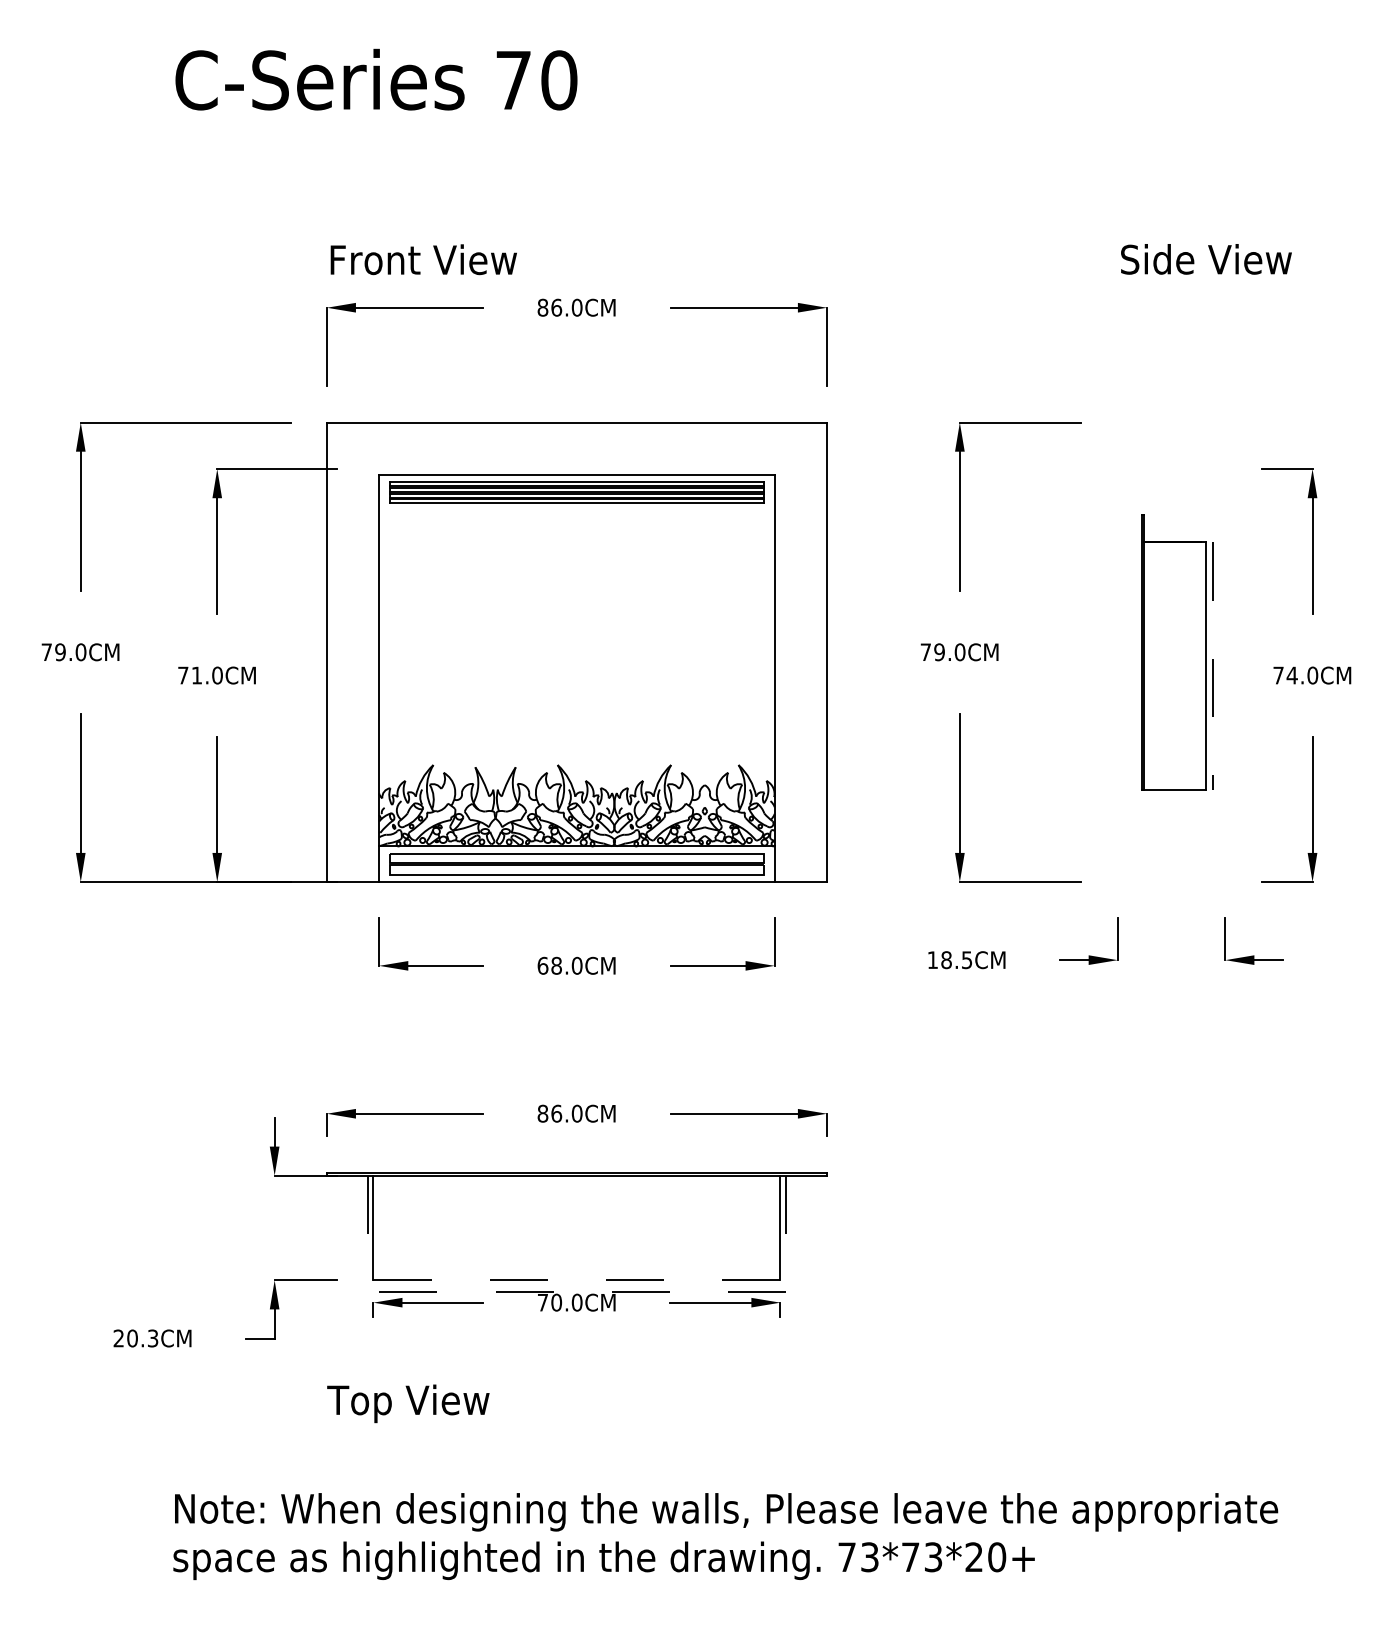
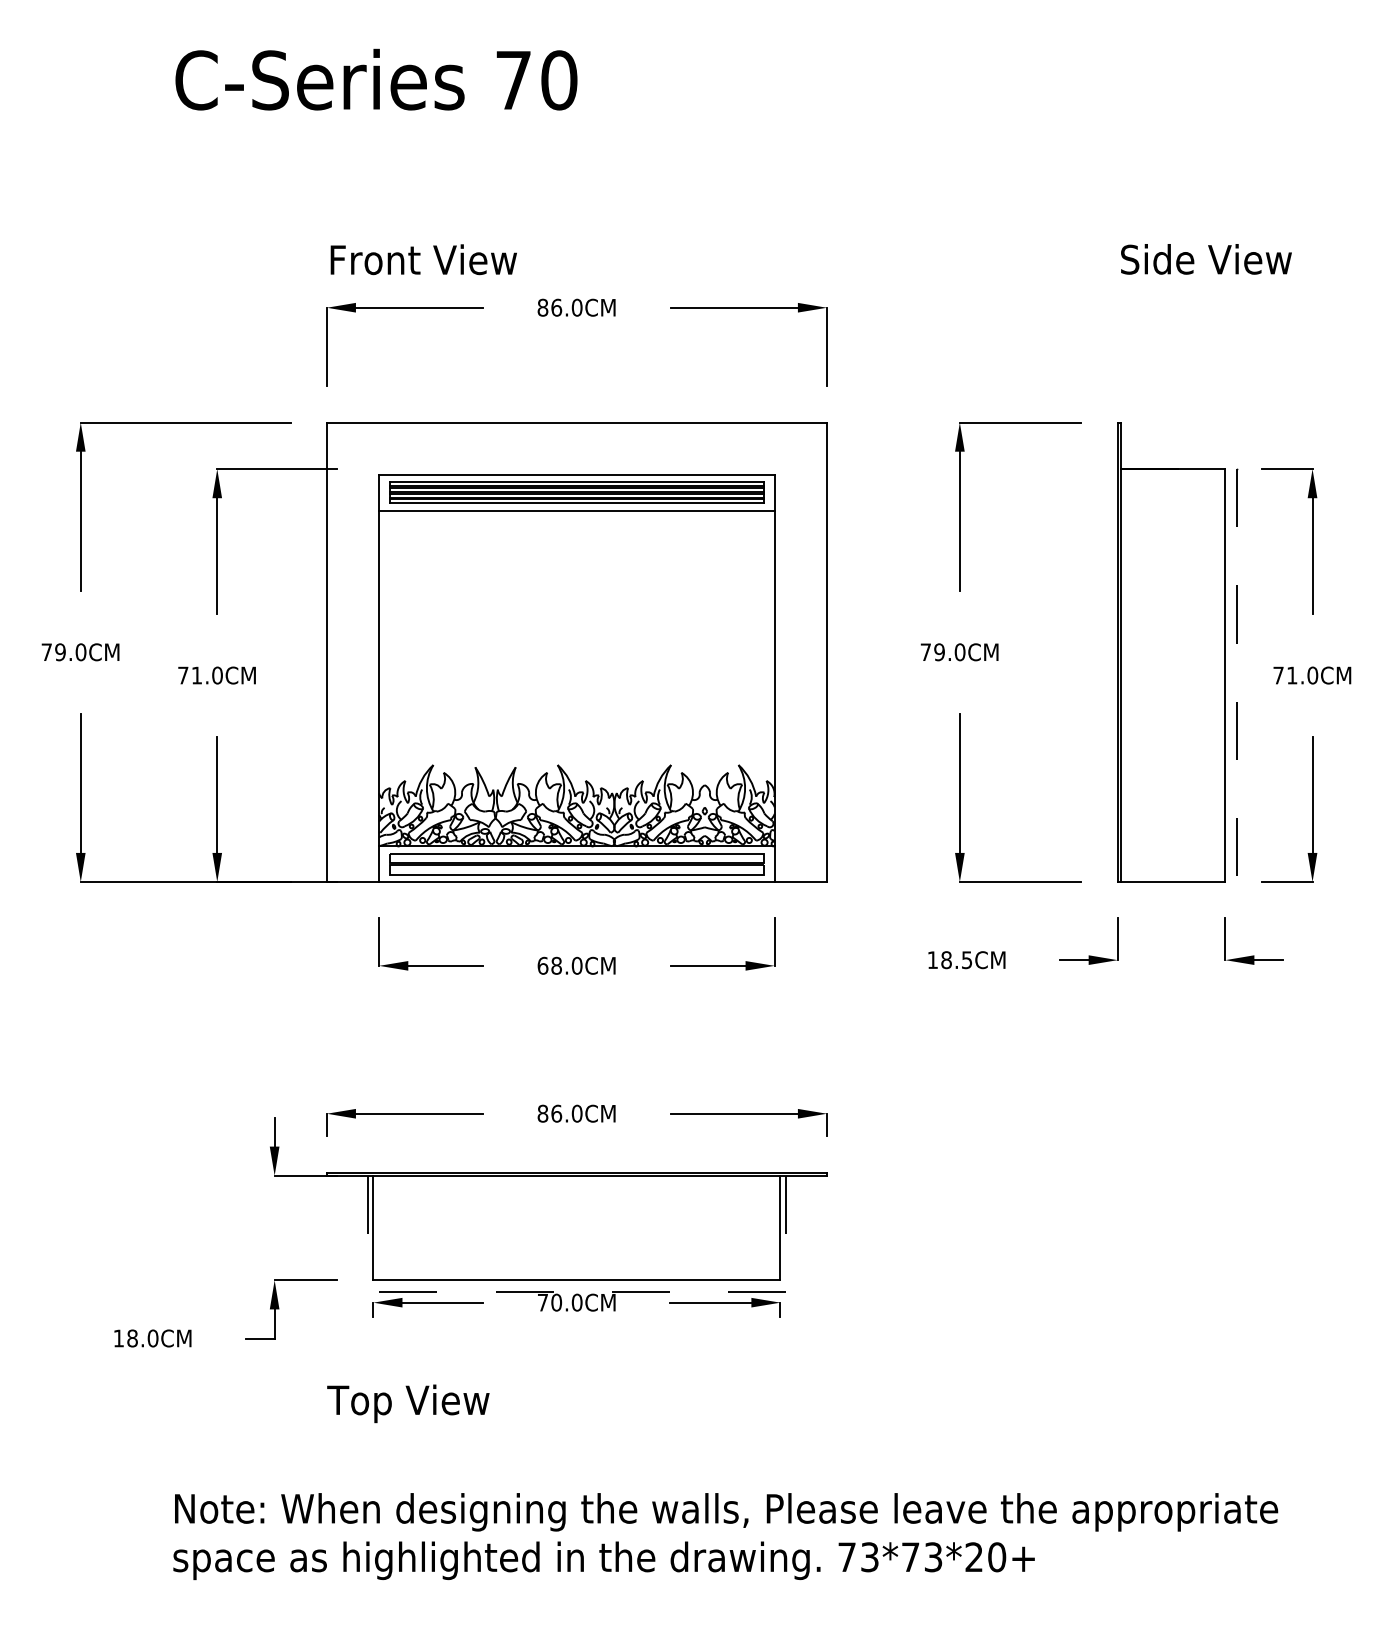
line: none -> present (576, 510)
part size: 73x277 px -> 122x461 px (1177, 652)
text: 74.0CM -> 71.0CM (1291, 675)
line: dashed -> solid (576, 1280)
text: 20.3CM -> 18.0CM (135, 1338)
